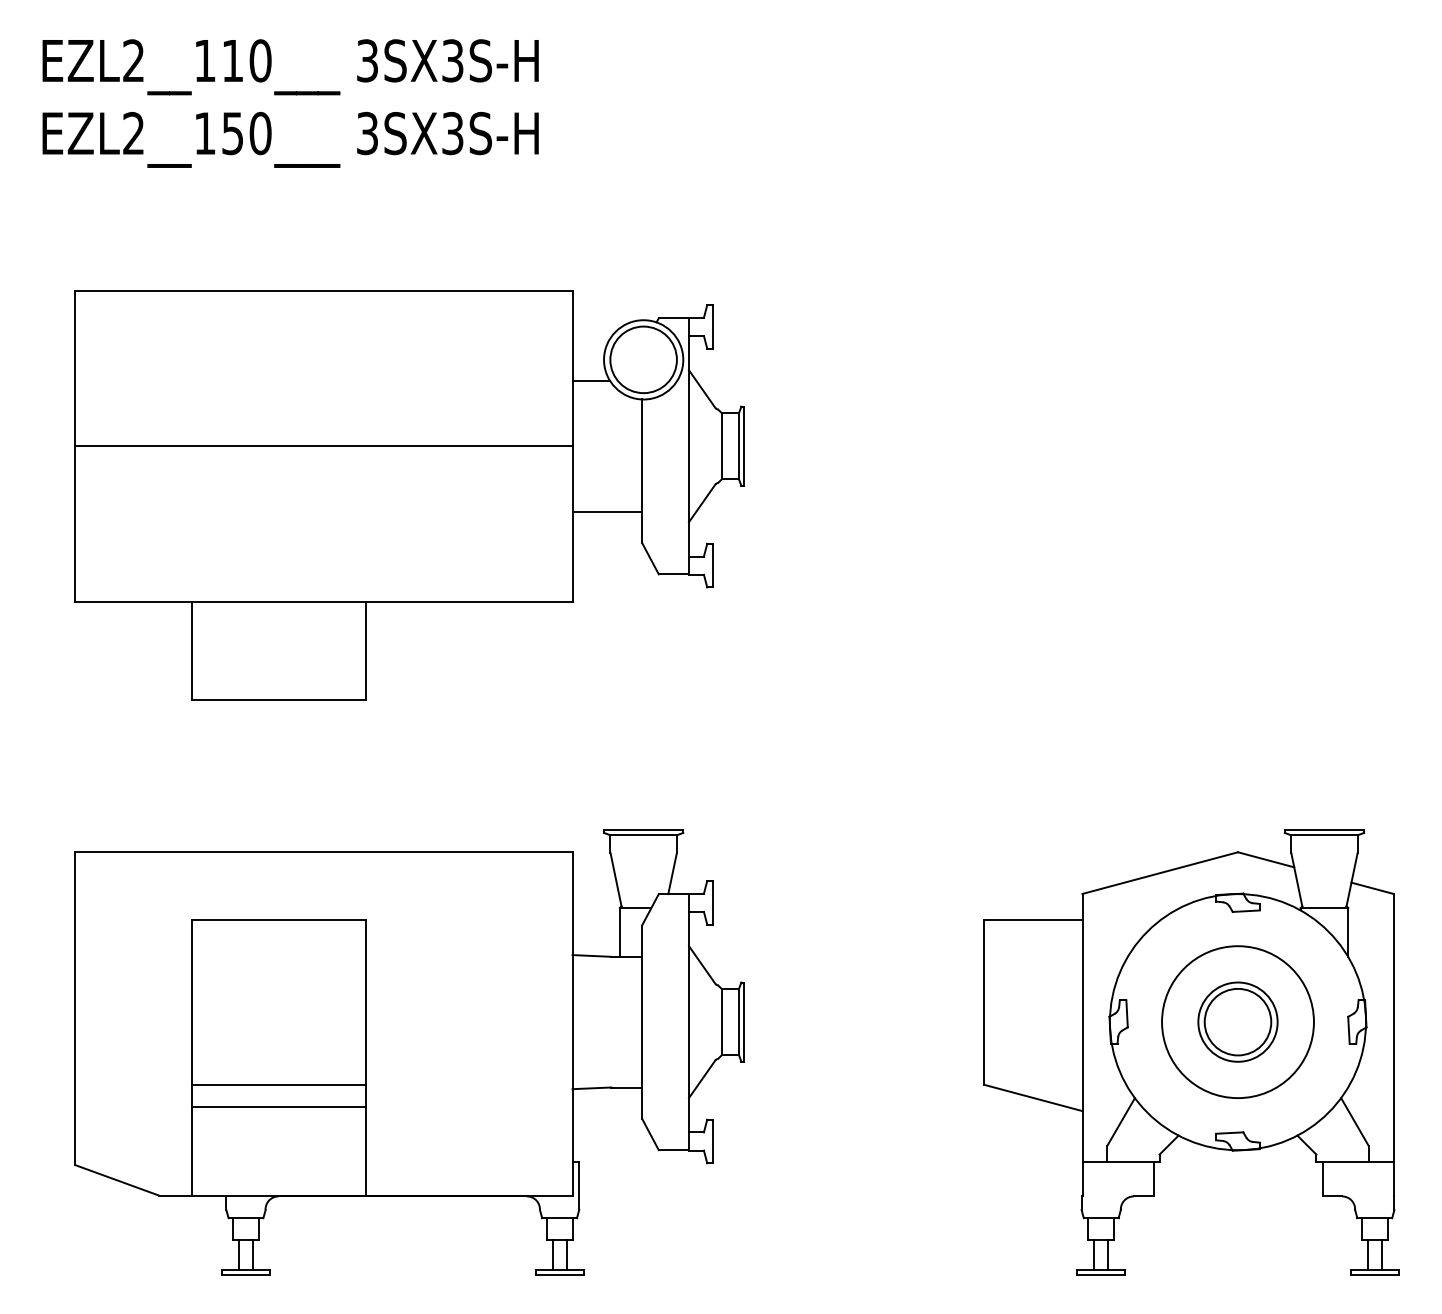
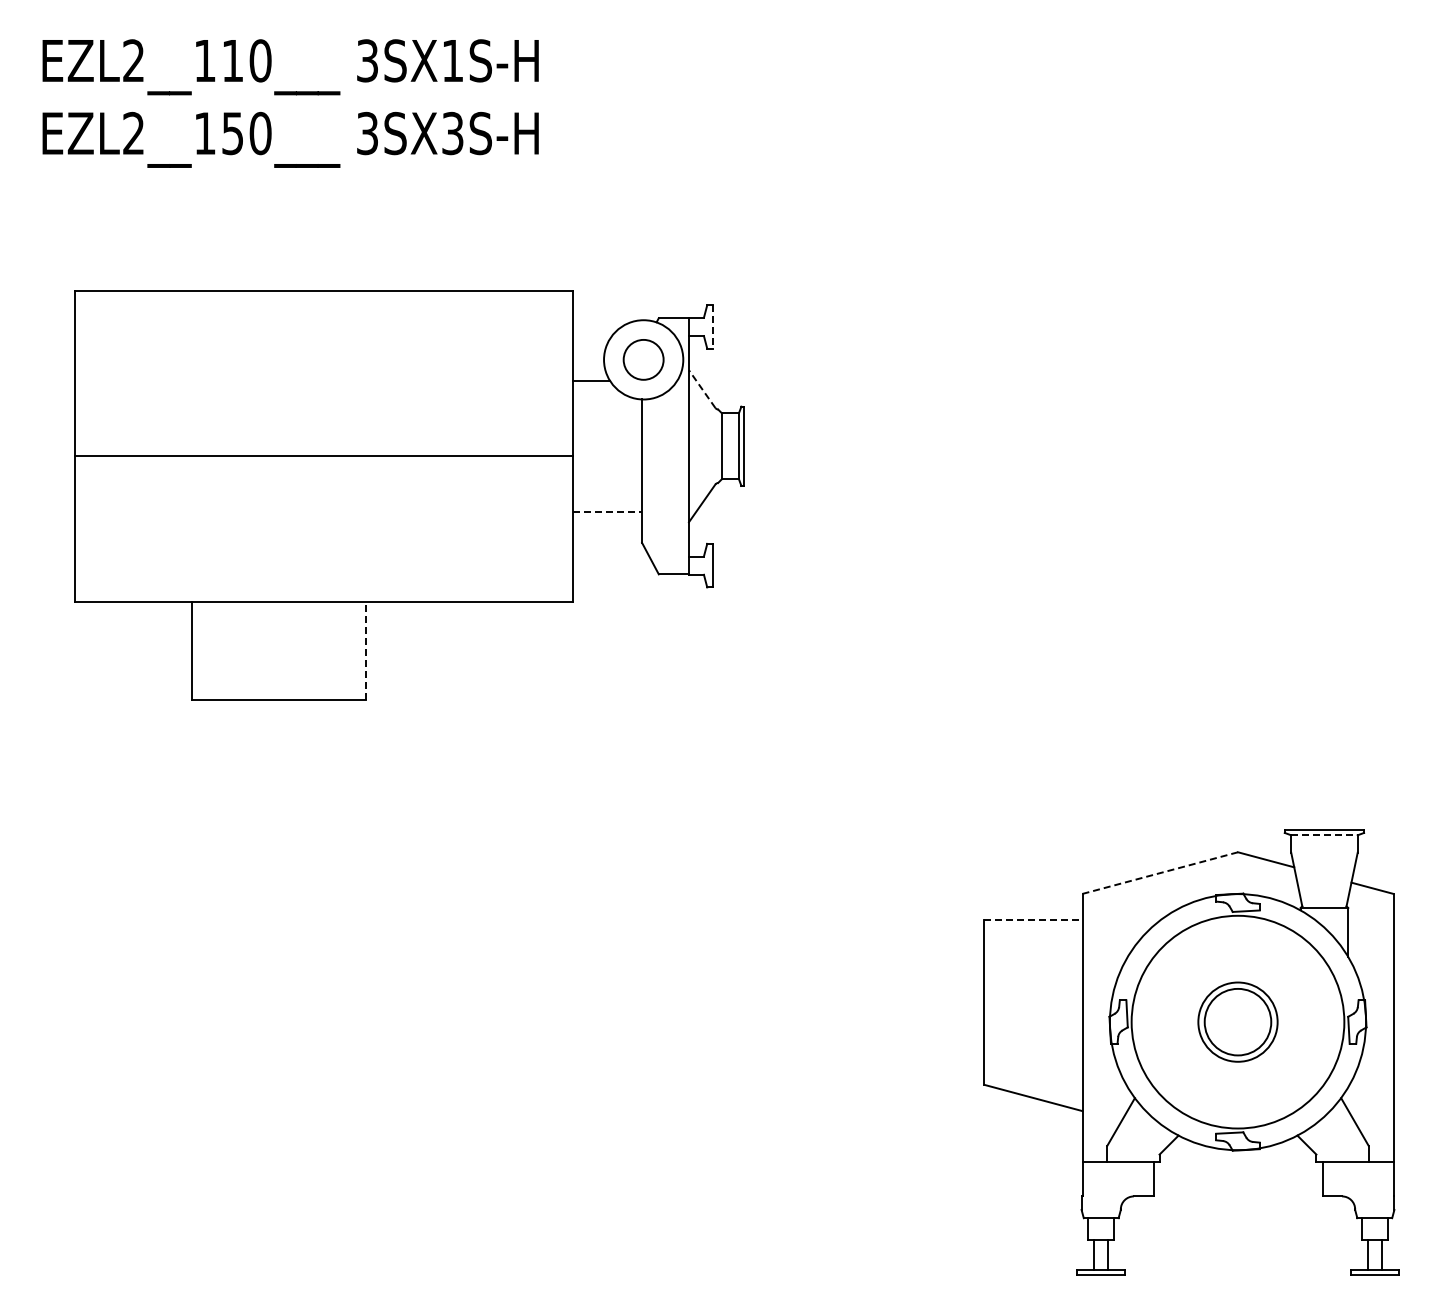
text: 3SX3S-H -> 3SX1S-H (452, 60)
line: solid -> dashed (713, 326)
circle diameter: 67 px -> 40 px (643, 359)
line: solid -> dashed (701, 388)
line position: (323, 446) -> (323, 456) (323, 456)
line: solid -> dashed (607, 511)
line: solid -> dashed (366, 650)
line: solid -> dashed (1324, 835)
line: solid -> dashed (1160, 872)
line: solid -> dashed (1033, 920)
circle diameter: 152 px -> 213 px (1237, 1021)
part: present -> none (409, 1052)
